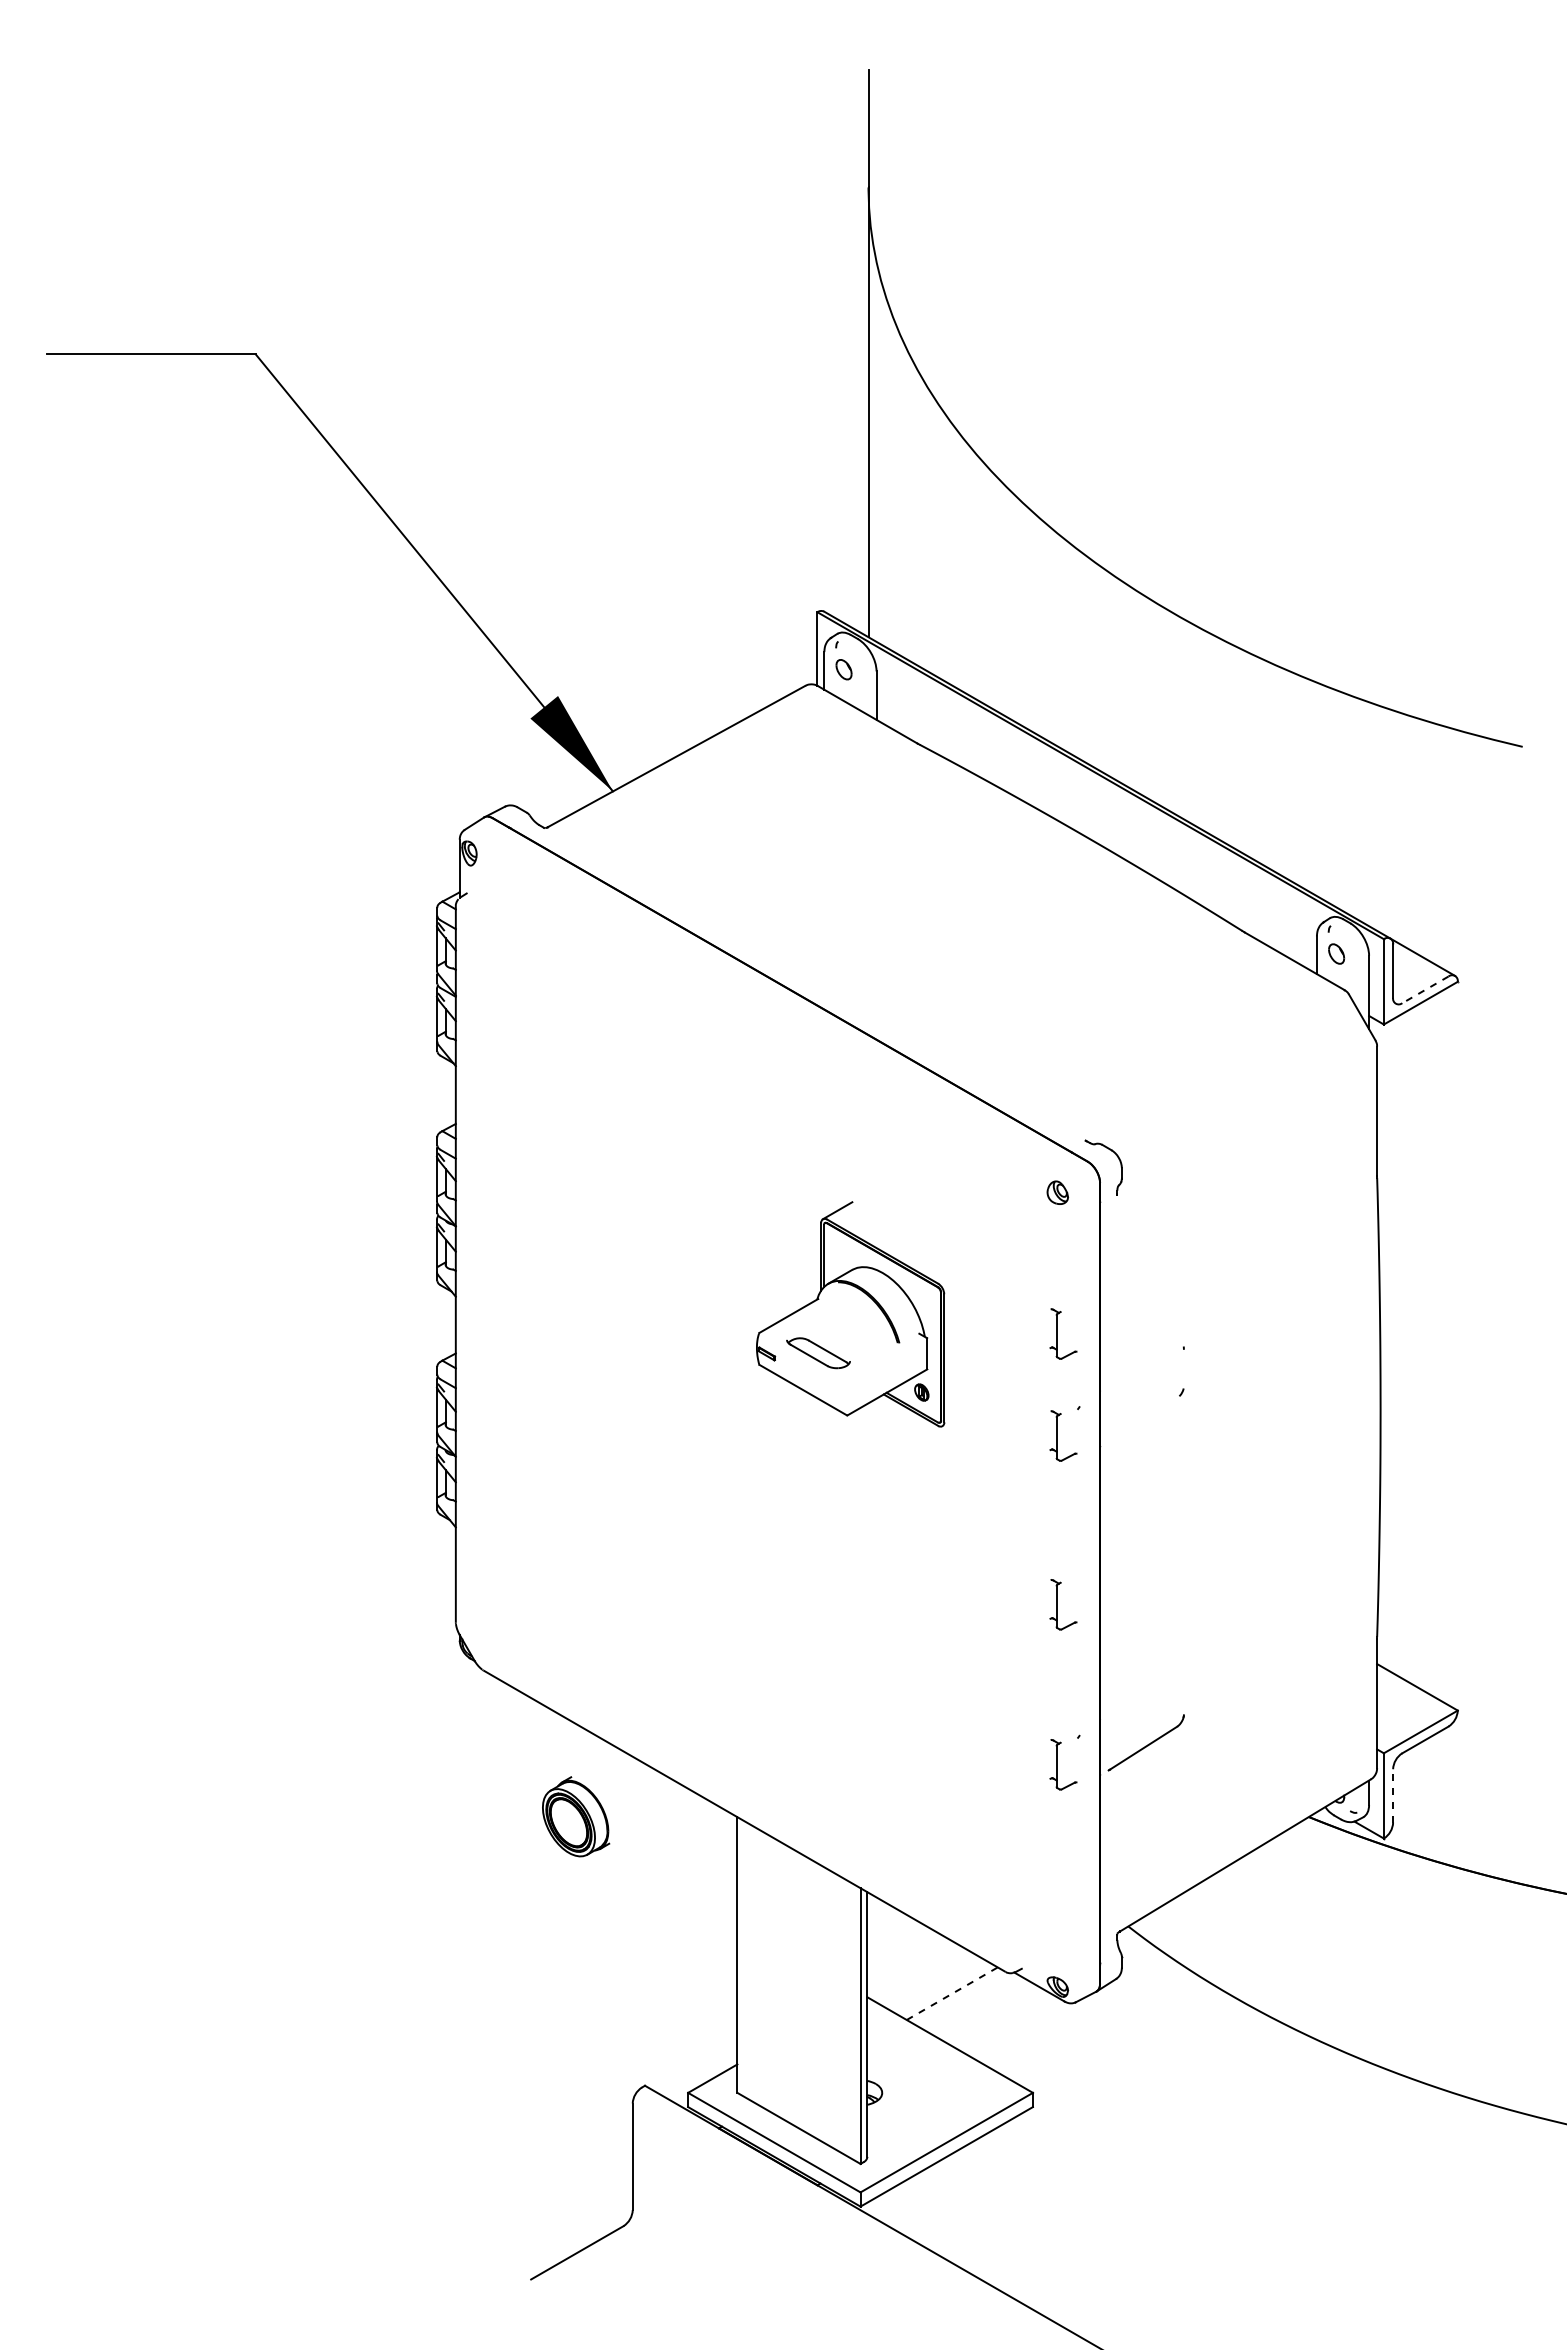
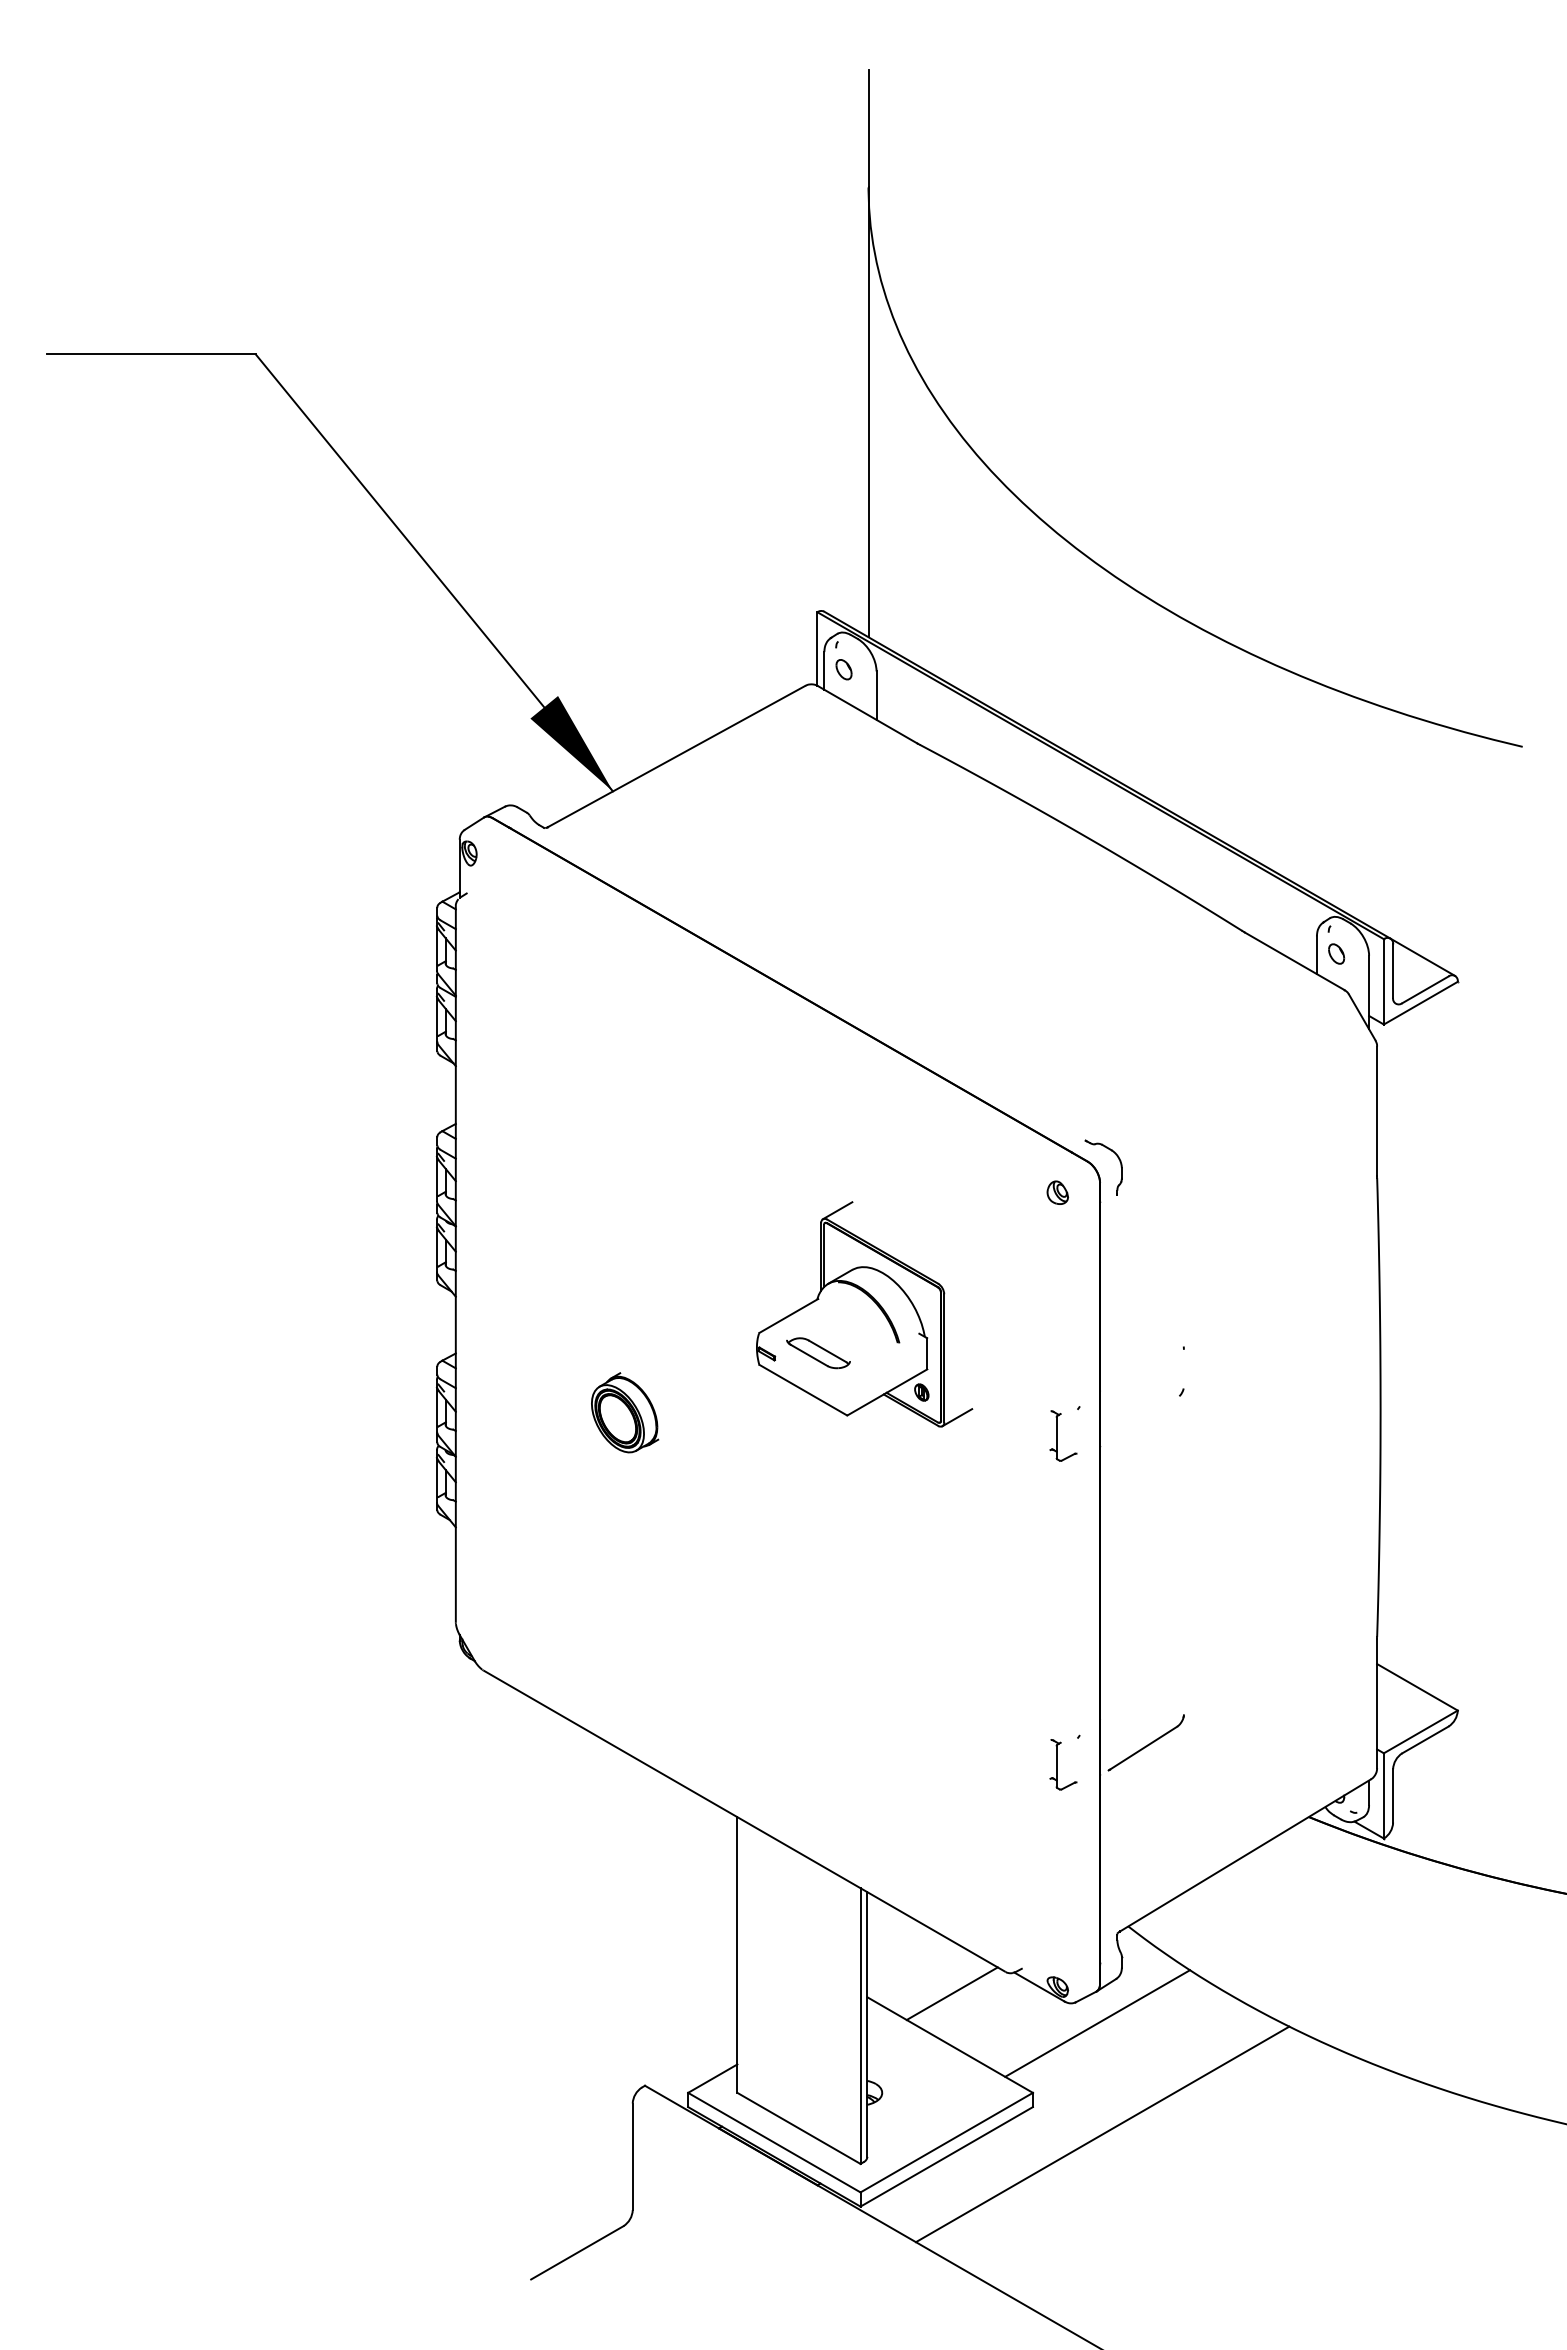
line: dashed -> solid (1425, 989)
part: present -> none (1063, 1333)
line: none -> present (957, 1417)
part: present -> none (1063, 1604)
line: dashed -> solid (1393, 1795)
part position: (576, 1816) -> (625, 1412) (625, 1412)
line: dashed -> solid (952, 1993)
line: none -> present (1097, 2023)
line: none -> present (1102, 2134)
